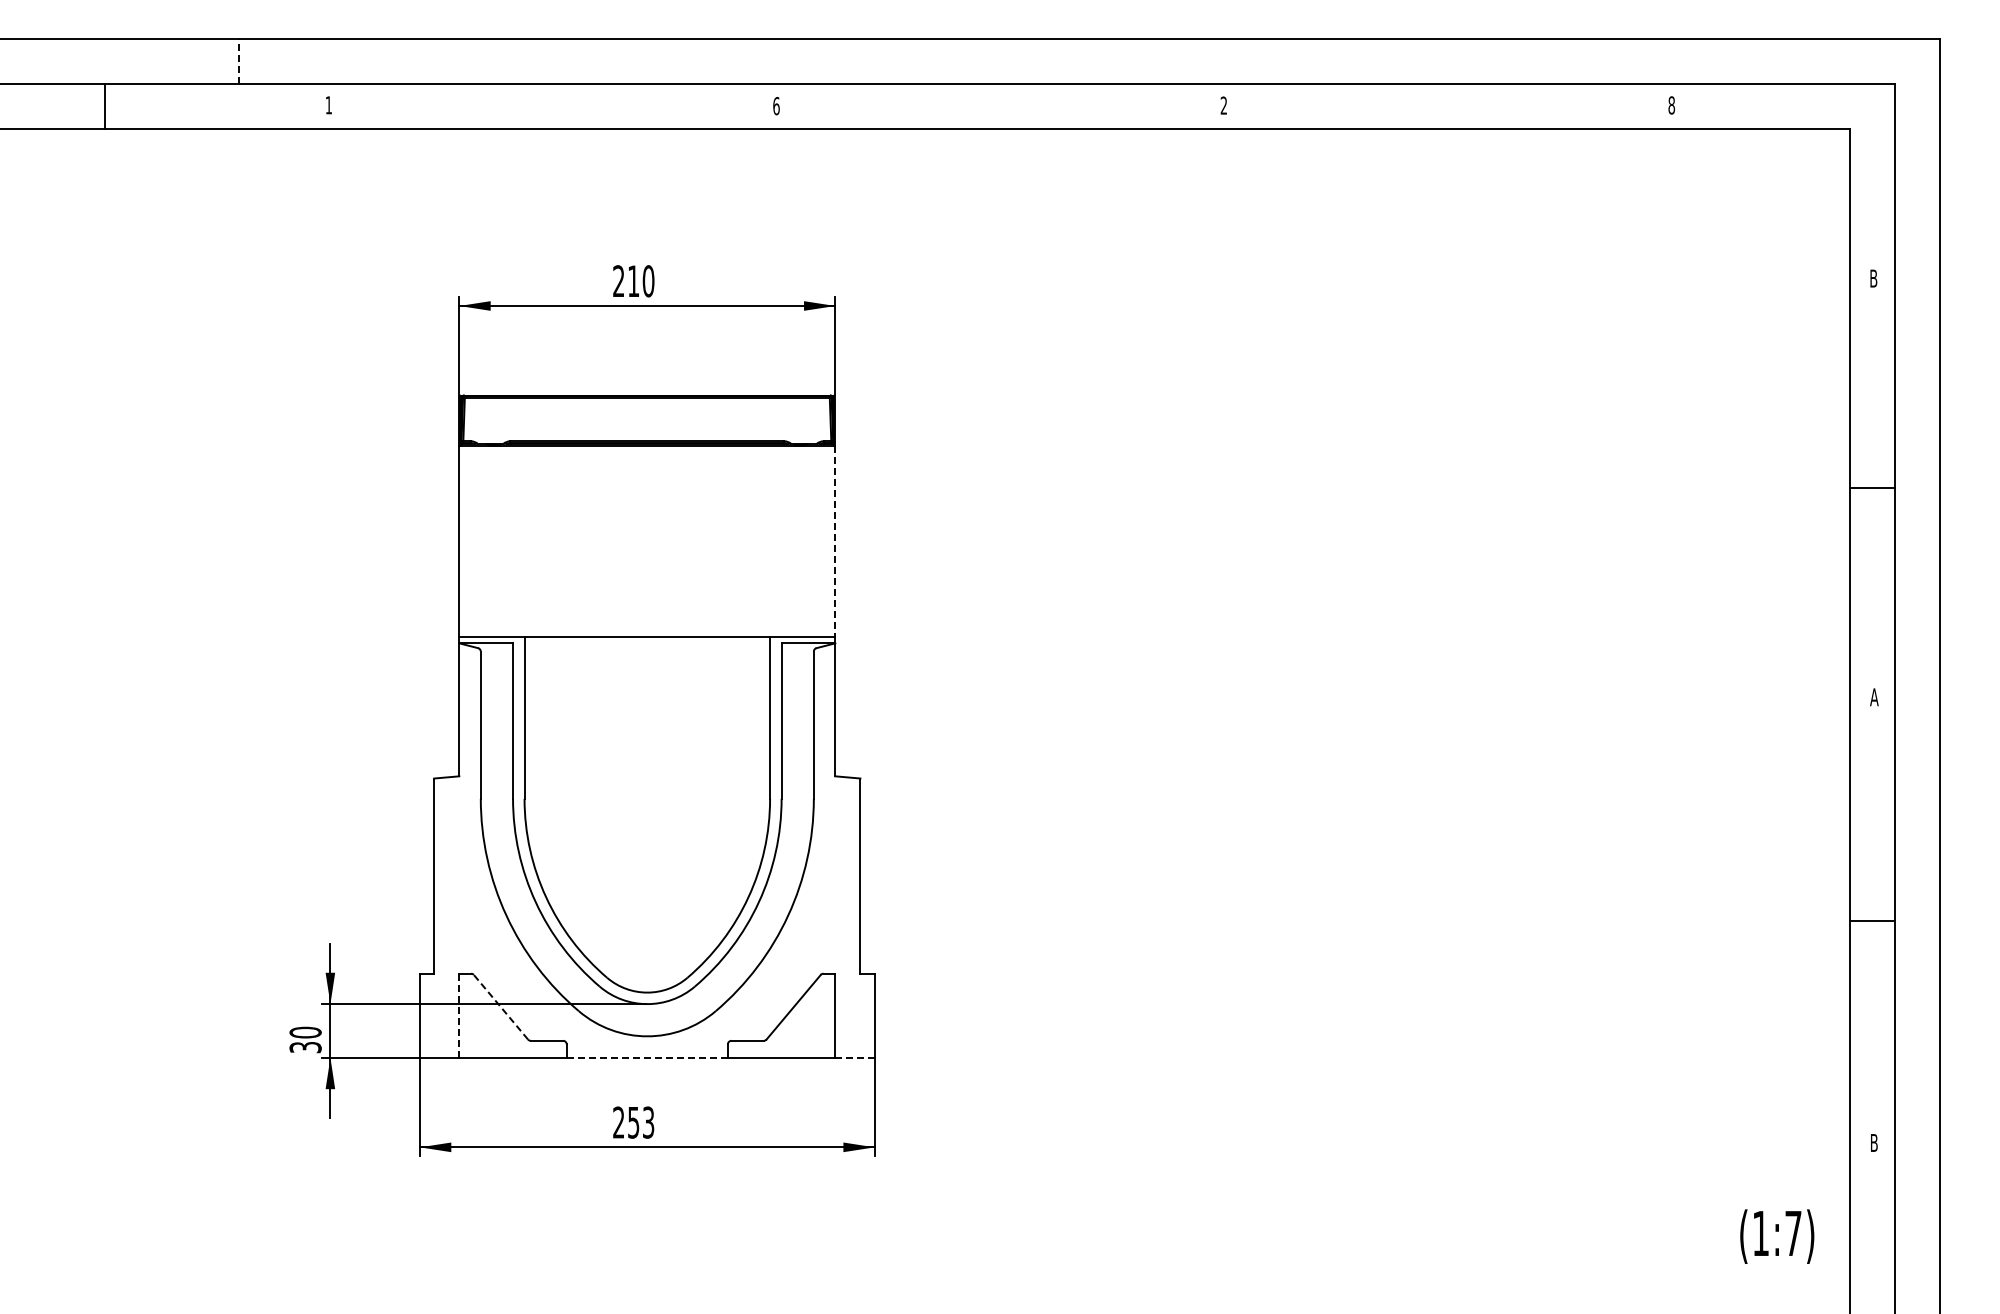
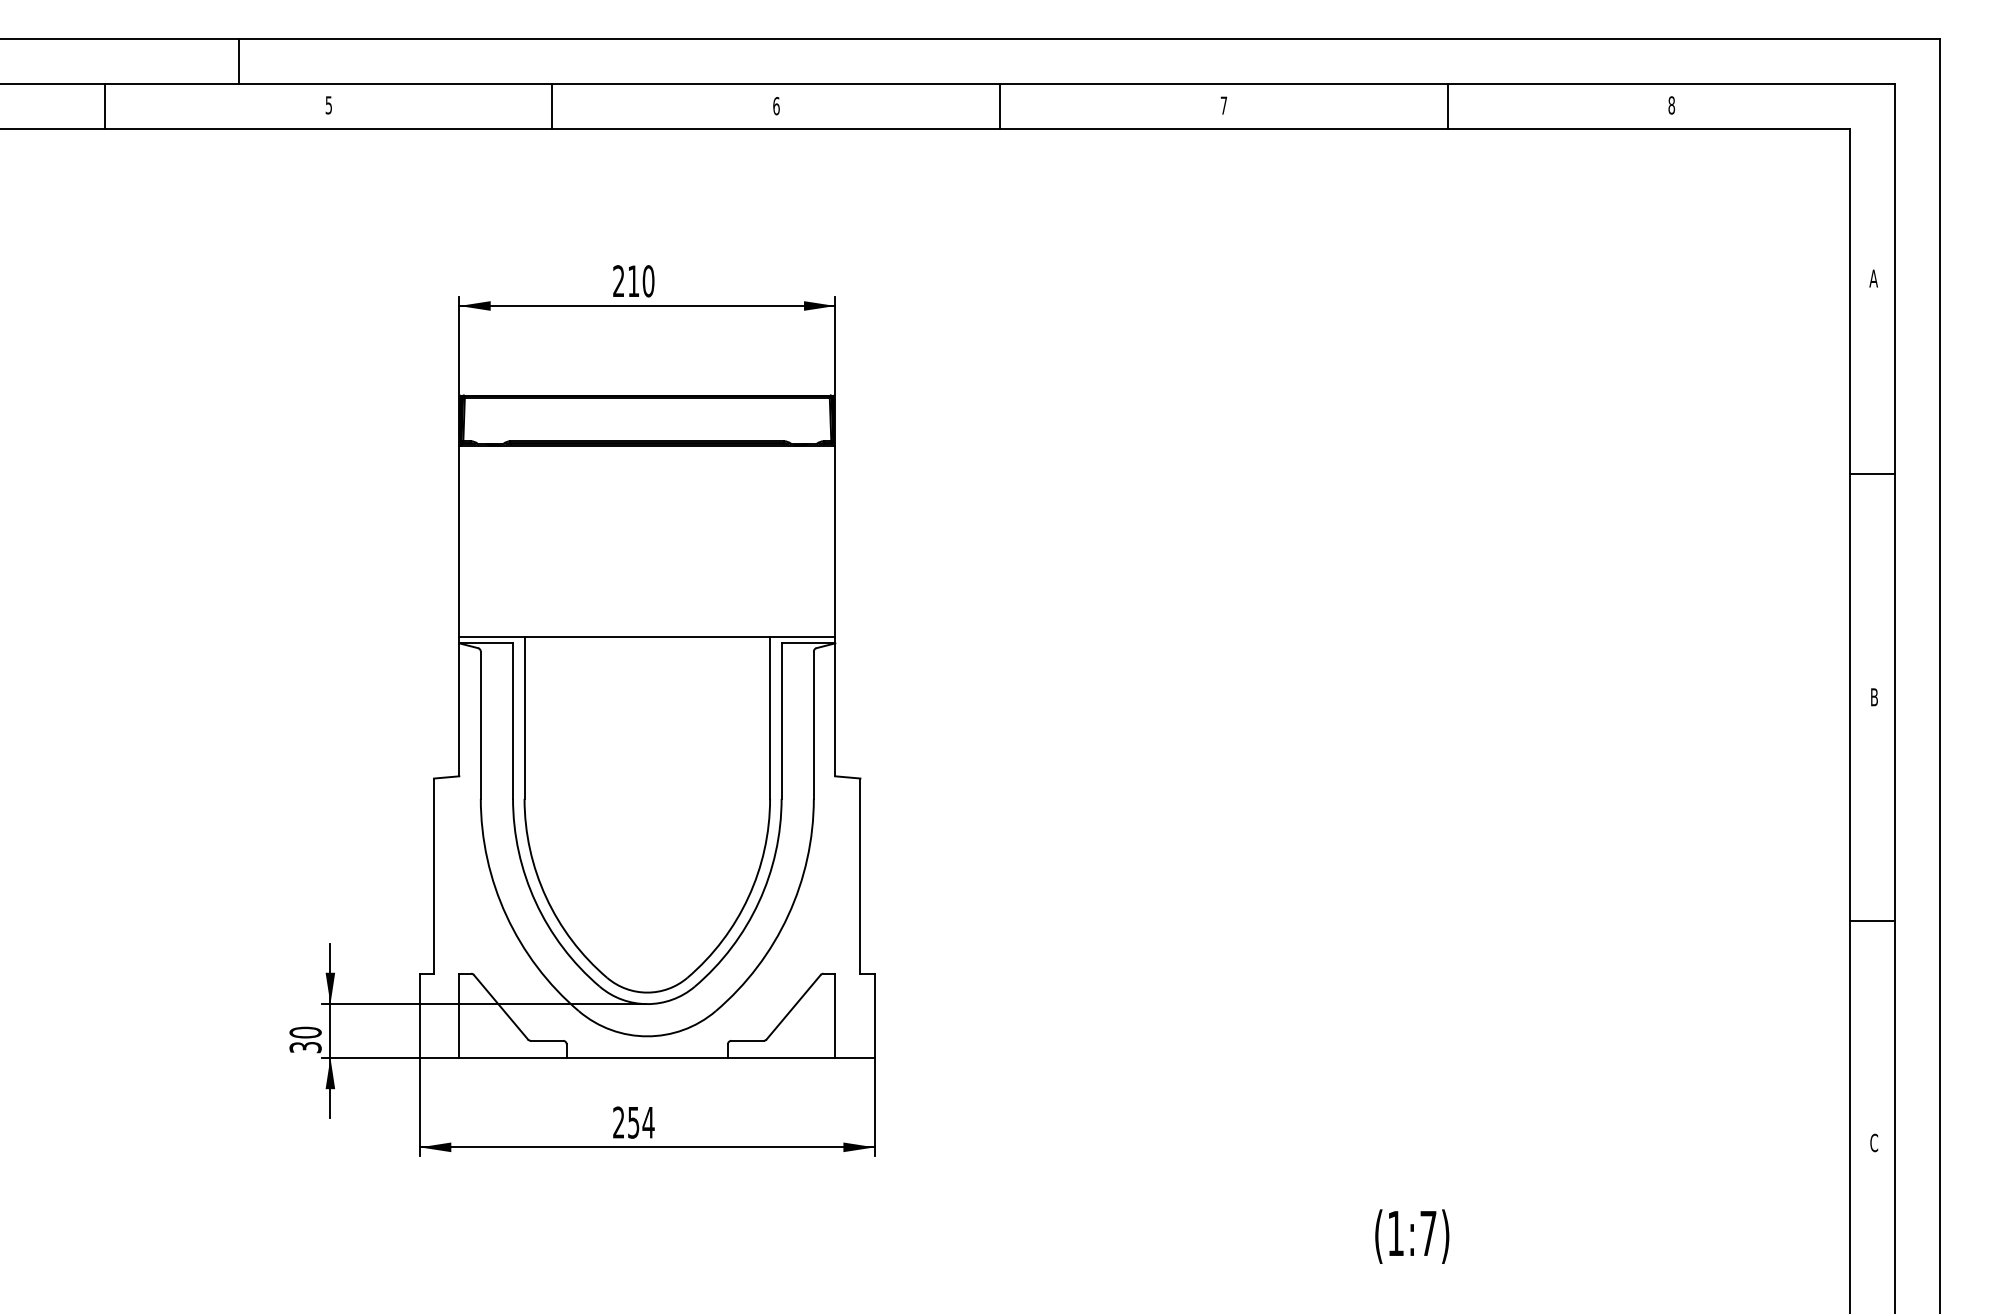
line: dashed -> solid (239, 61)
text: 1 -> 5 (328, 105)
text: 2 -> 7 (1223, 105)
line: none -> present (552, 106)
line: none -> present (1000, 106)
line: none -> present (1447, 106)
text: B -> A (1873, 278)
line position: (1872, 487) -> (1872, 473) (1872, 473)
line: dashed -> solid (835, 541)
text: A -> B (1874, 697)
line: dashed -> solid (500, 1006)
line: dashed -> solid (459, 1016)
line: dashed -> solid (647, 1057)
line: dashed -> solid (855, 1057)
text: 253 -> 254 (648, 1122)
text: B -> C (1874, 1142)
text position: (1777, 1236) -> (1412, 1236) (1412, 1236)
